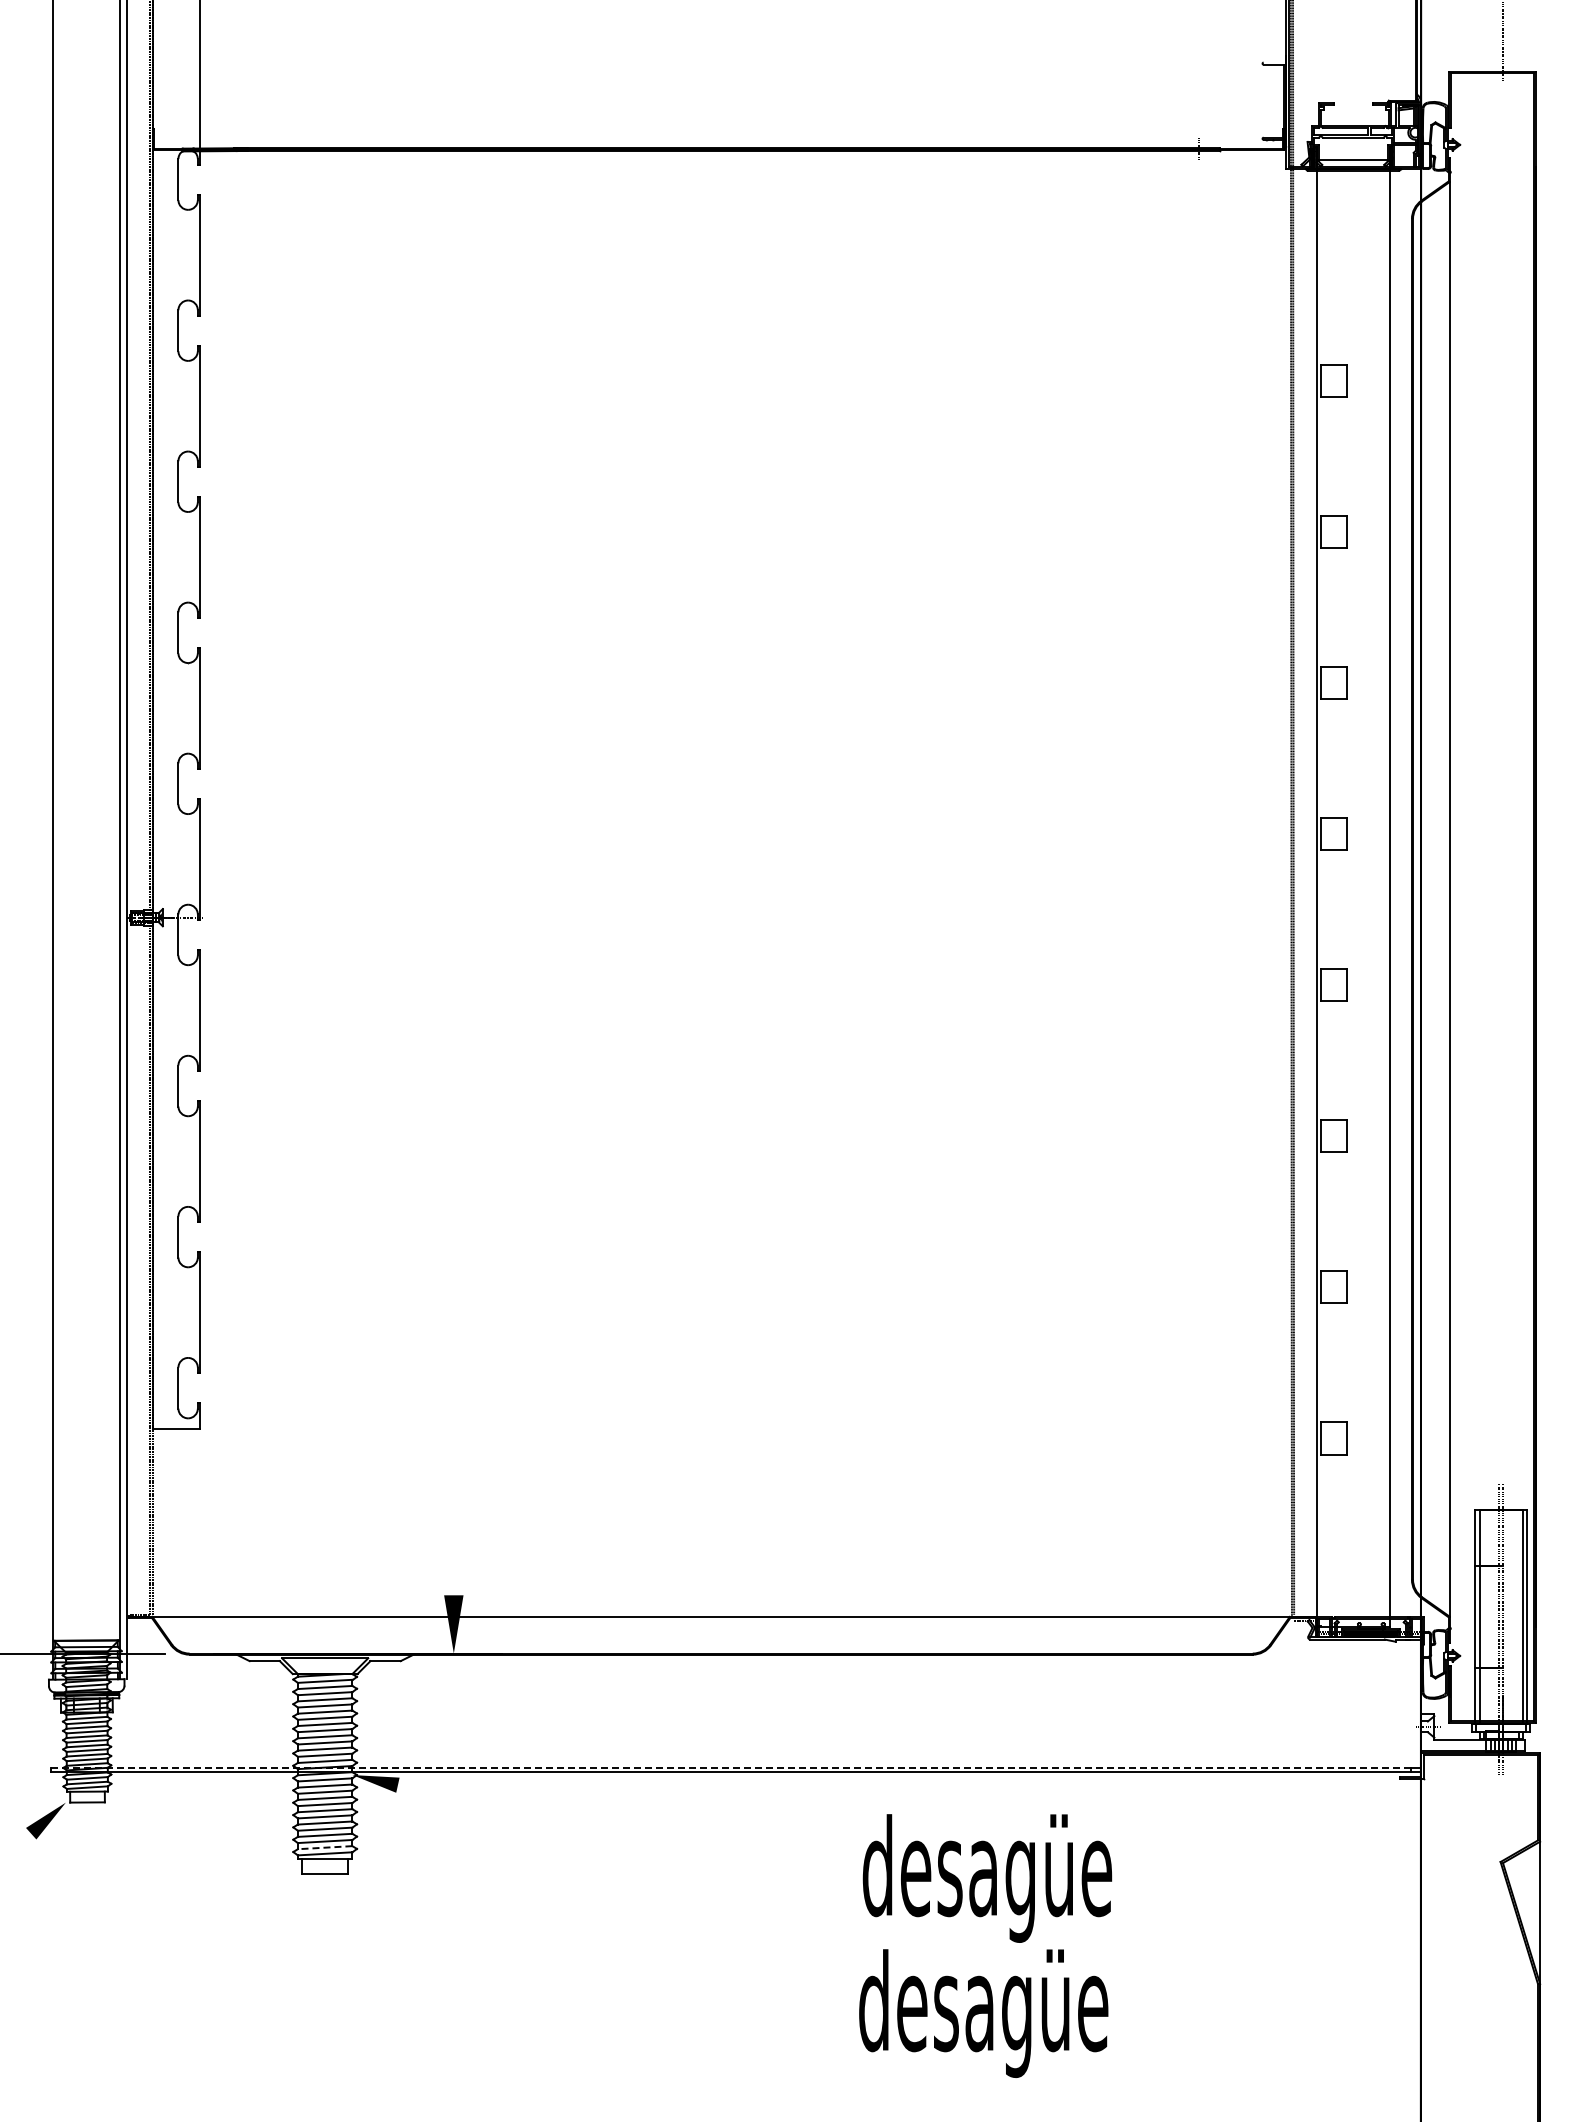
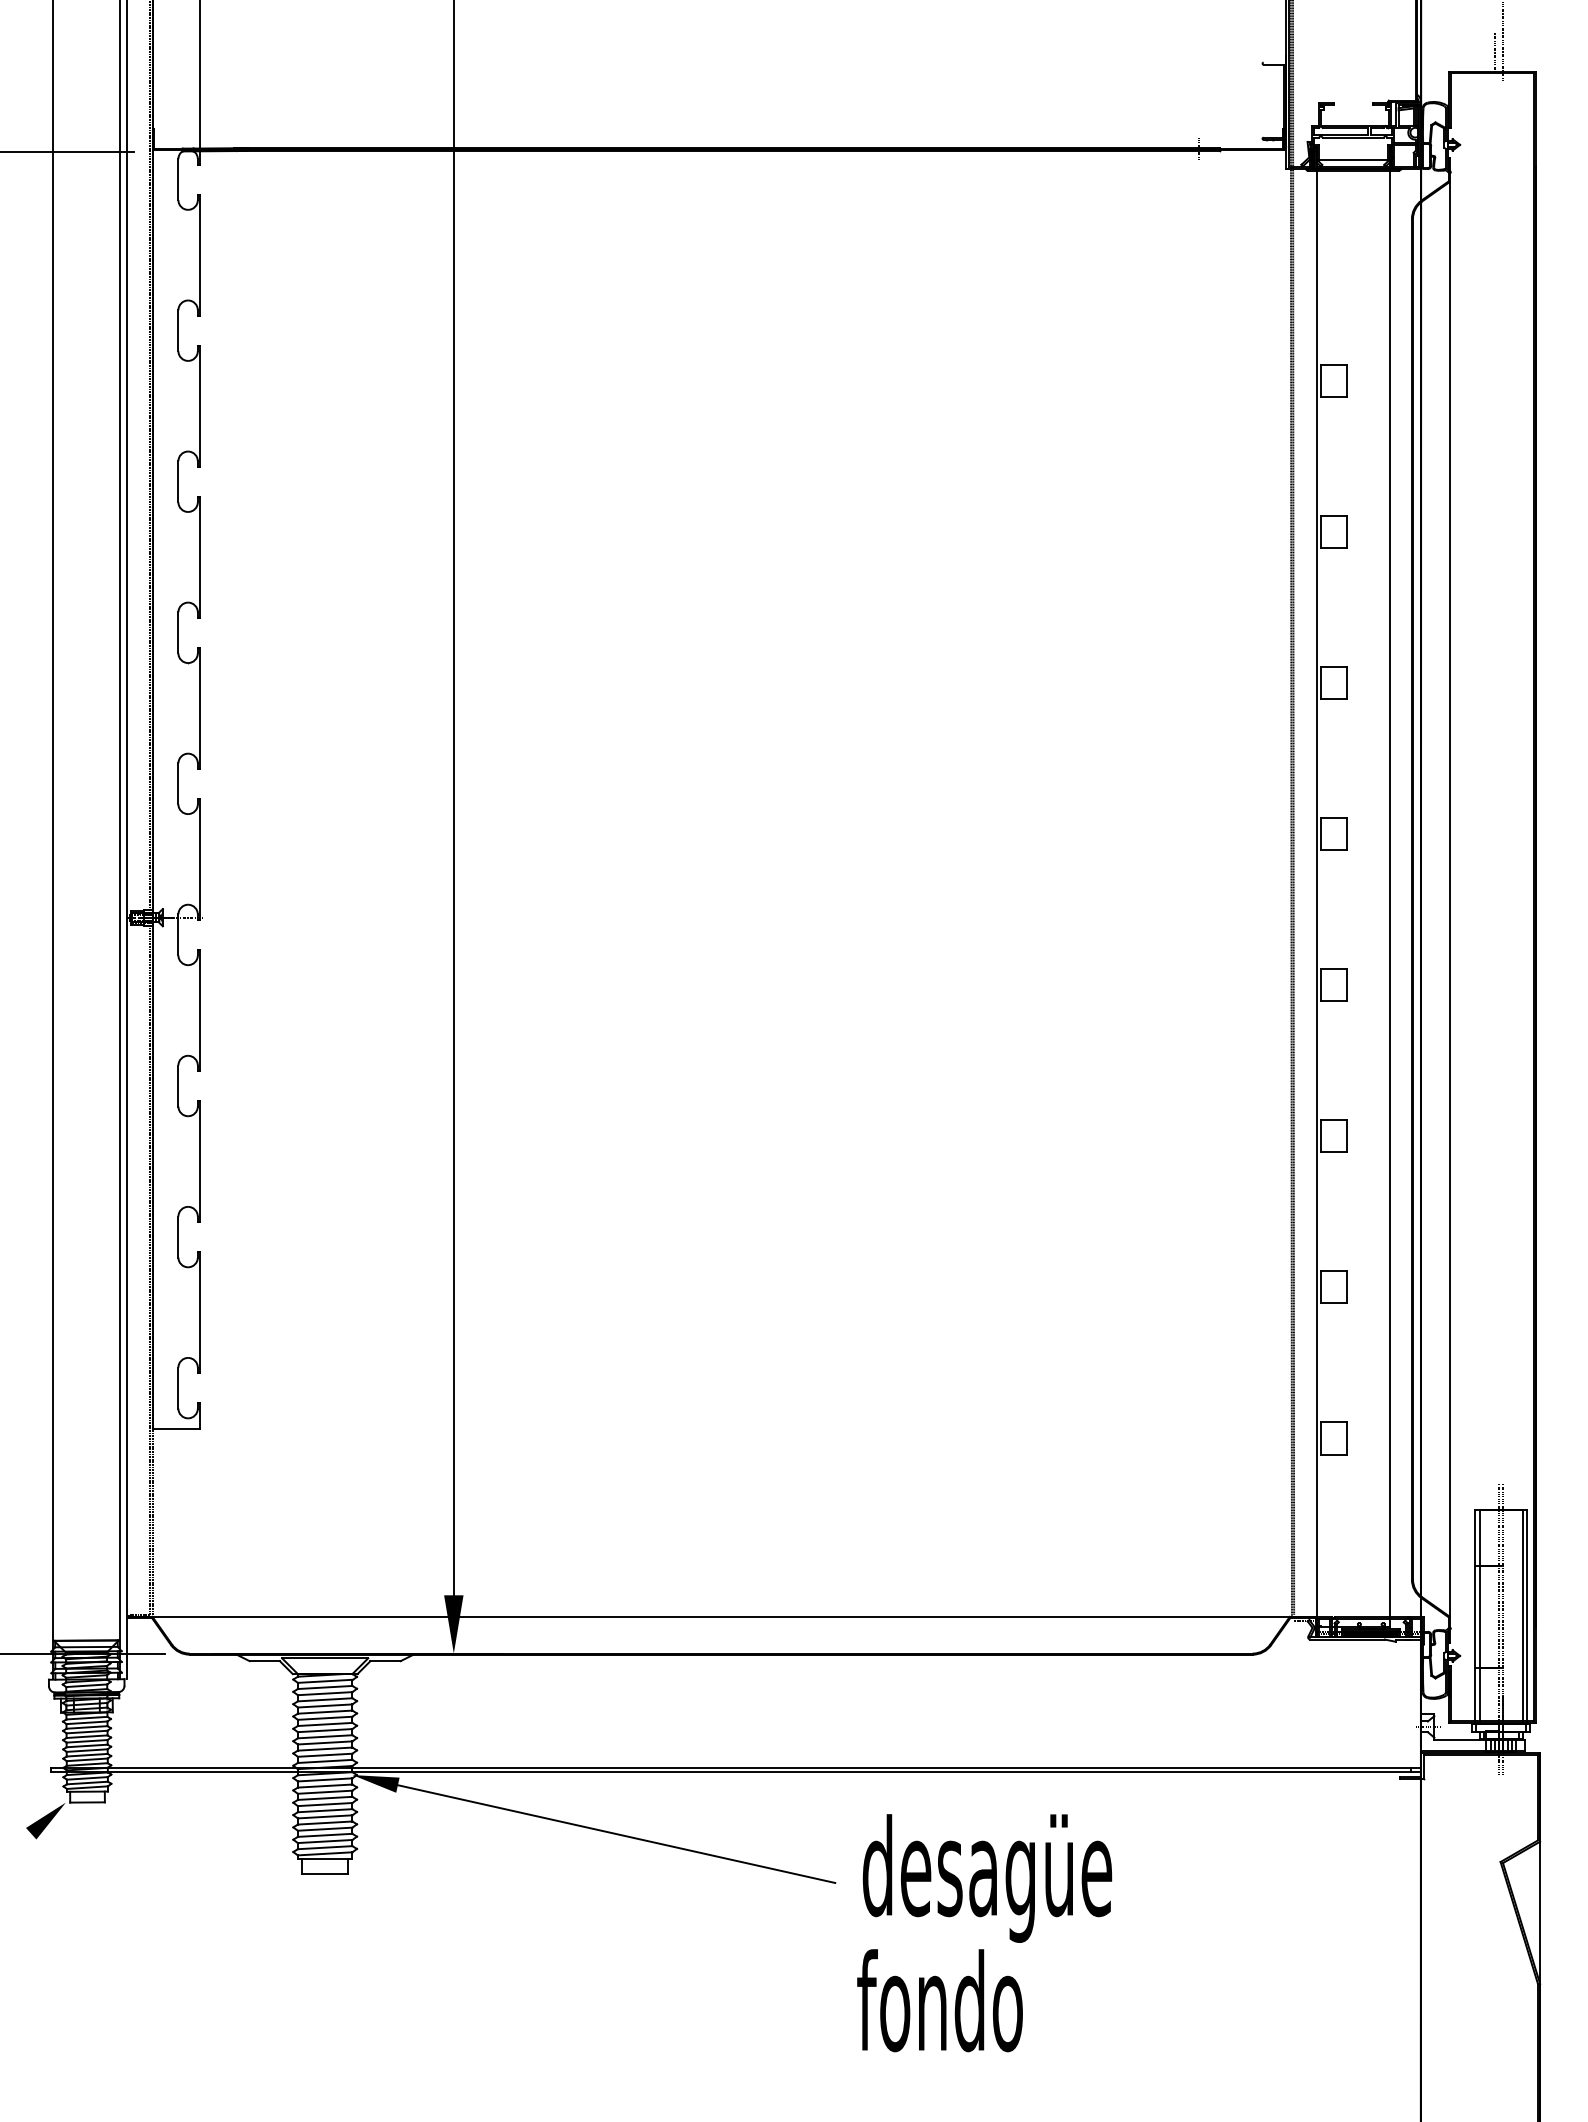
line: none -> present (1494, 52)
line: none -> present (67, 152)
line: none -> present (453, 798)
line: dashed -> solid (730, 1767)
line: none -> present (616, 1833)
line: dashed -> solid (324, 1847)
text: desagüe -> fondo (982, 2013)
